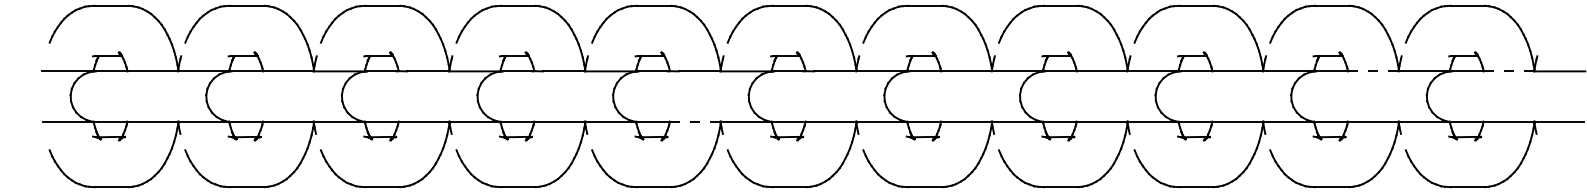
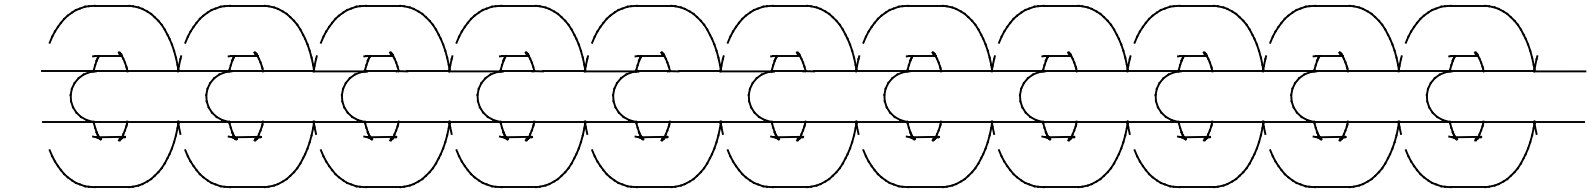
line: dashed -> solid (1373, 71)
line: dashed -> solid (1509, 71)
line: dashed -> solid (694, 121)
